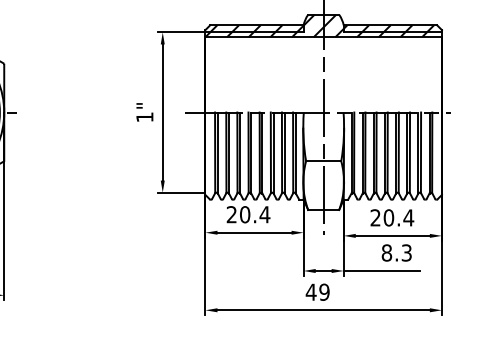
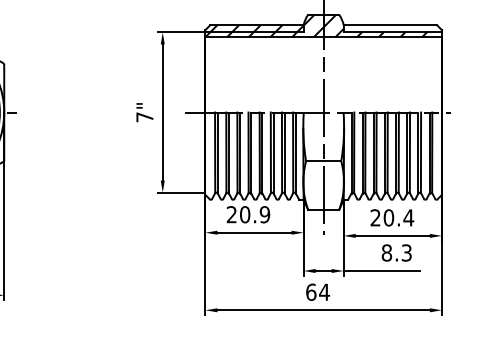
hatch: present -> none (388, 28)
text: 1" -> 7" (144, 117)
text: 20.4 -> 20.9 (264, 214)
text: 49 -> 64 (317, 291)
